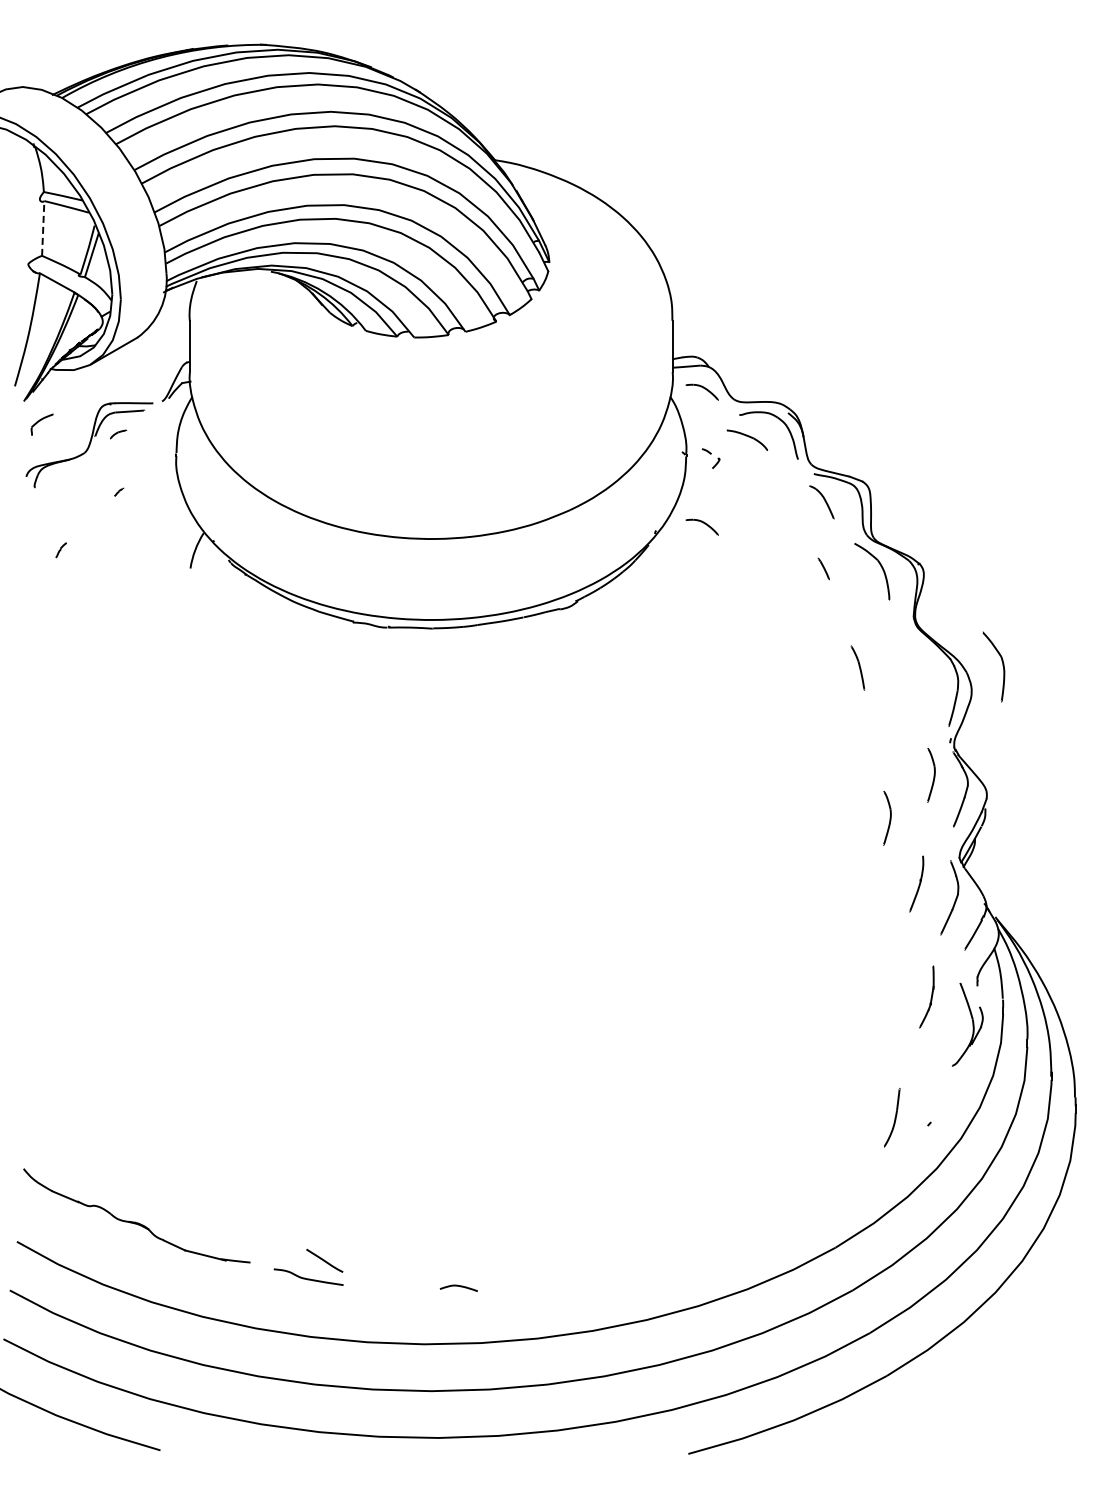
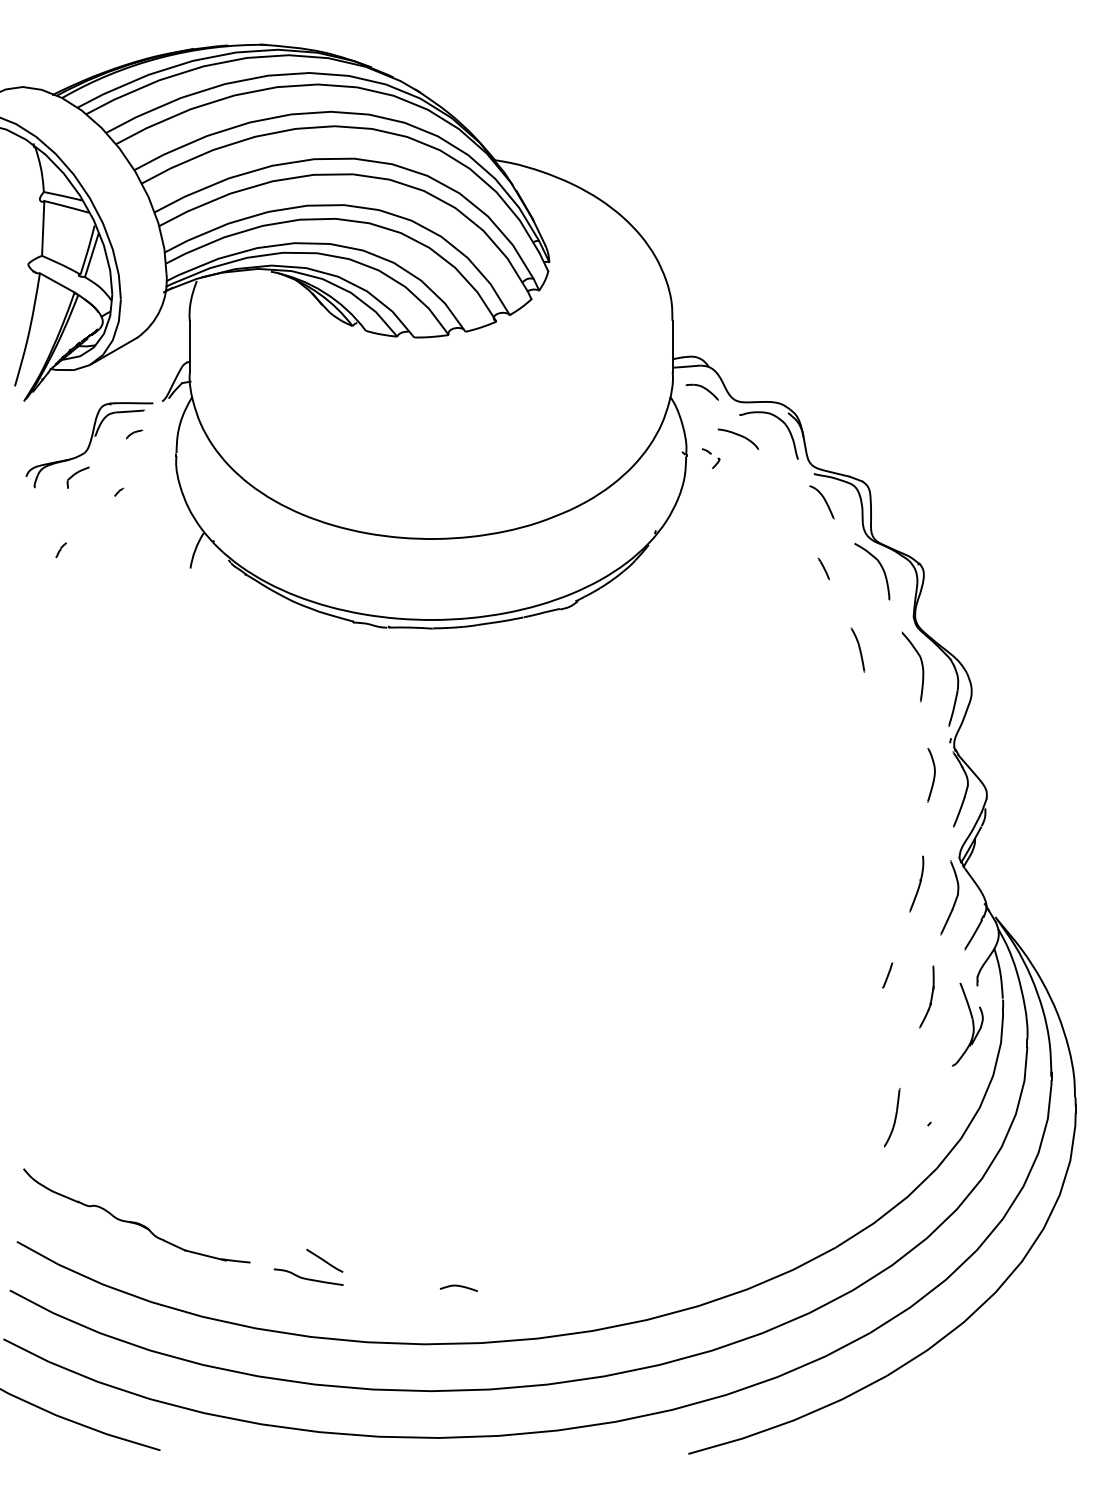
line: dashed -> solid (43, 227)
part position: (41, 424) -> (77, 477) (77, 477)
part position: (118, 434) -> (134, 434) (134, 434)
part position: (746, 439) -> (737, 438) (737, 438)
part: present -> none (701, 526)
part position: (1002, 666) -> (921, 666) (921, 666)
part position: (857, 667) -> (857, 649) (857, 649)
part: present -> none (887, 818)
line: none -> present (887, 975)
